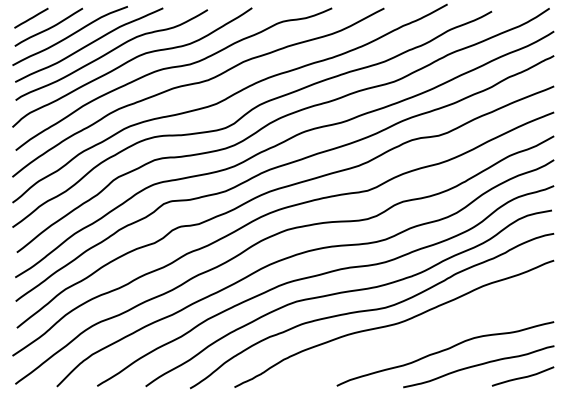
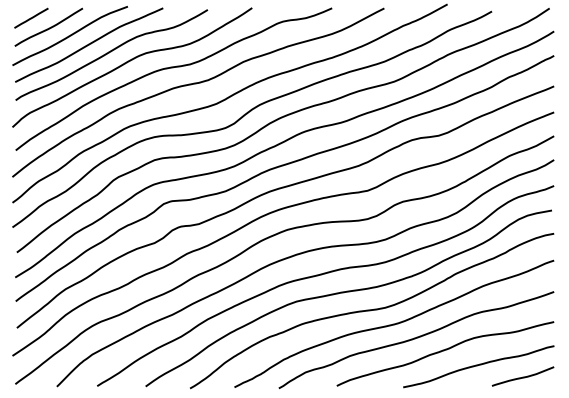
curve: none -> present (416, 338)
